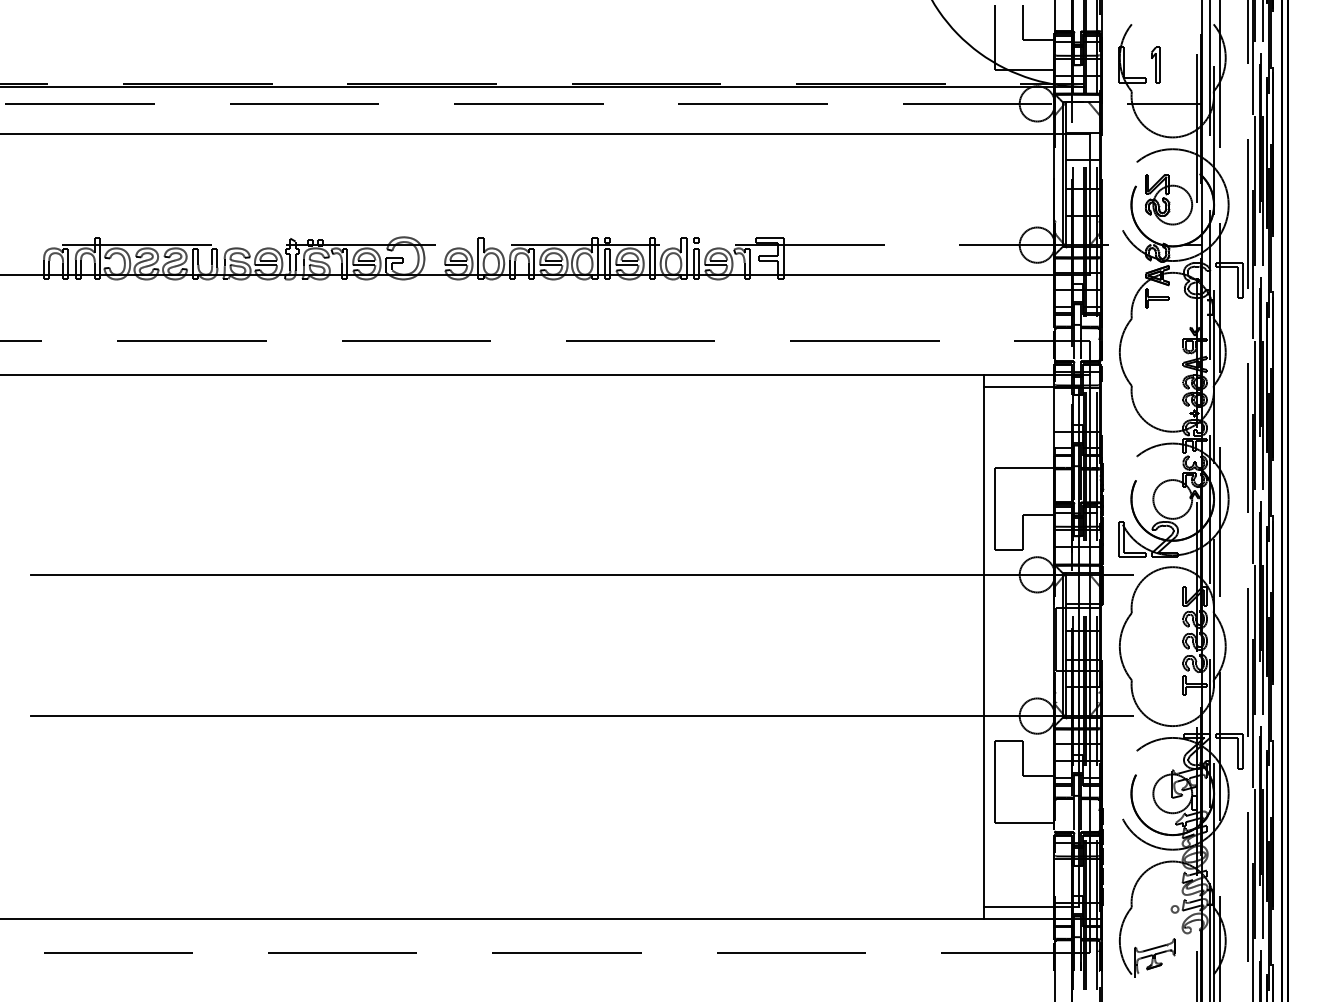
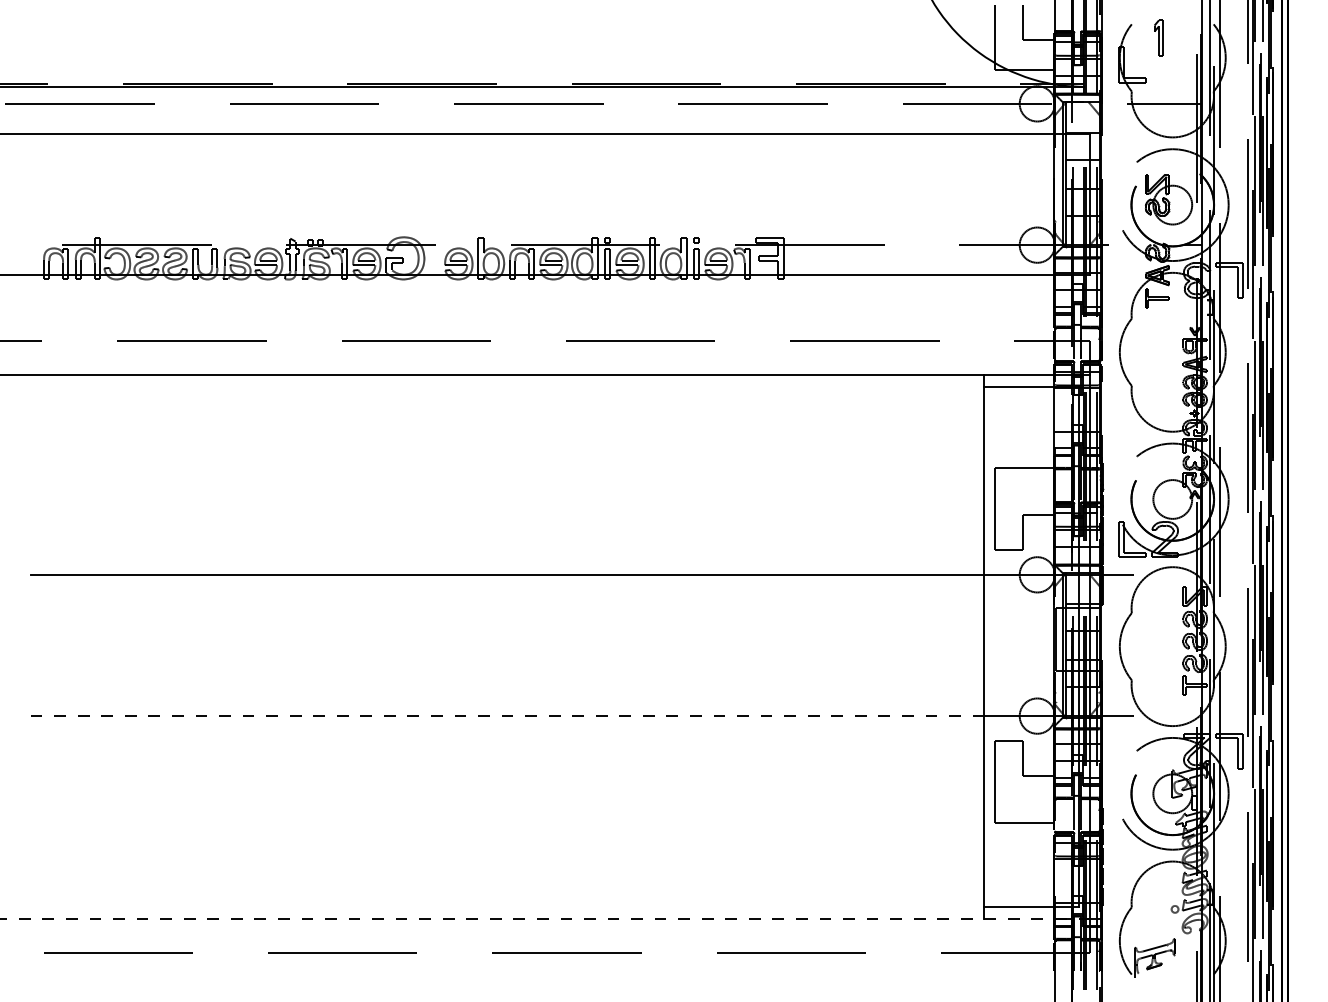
part position: (1155, 64) -> (1158, 37) (1158, 37)
line: solid -> dashed (507, 716)
line: solid -> dashed (545, 918)
